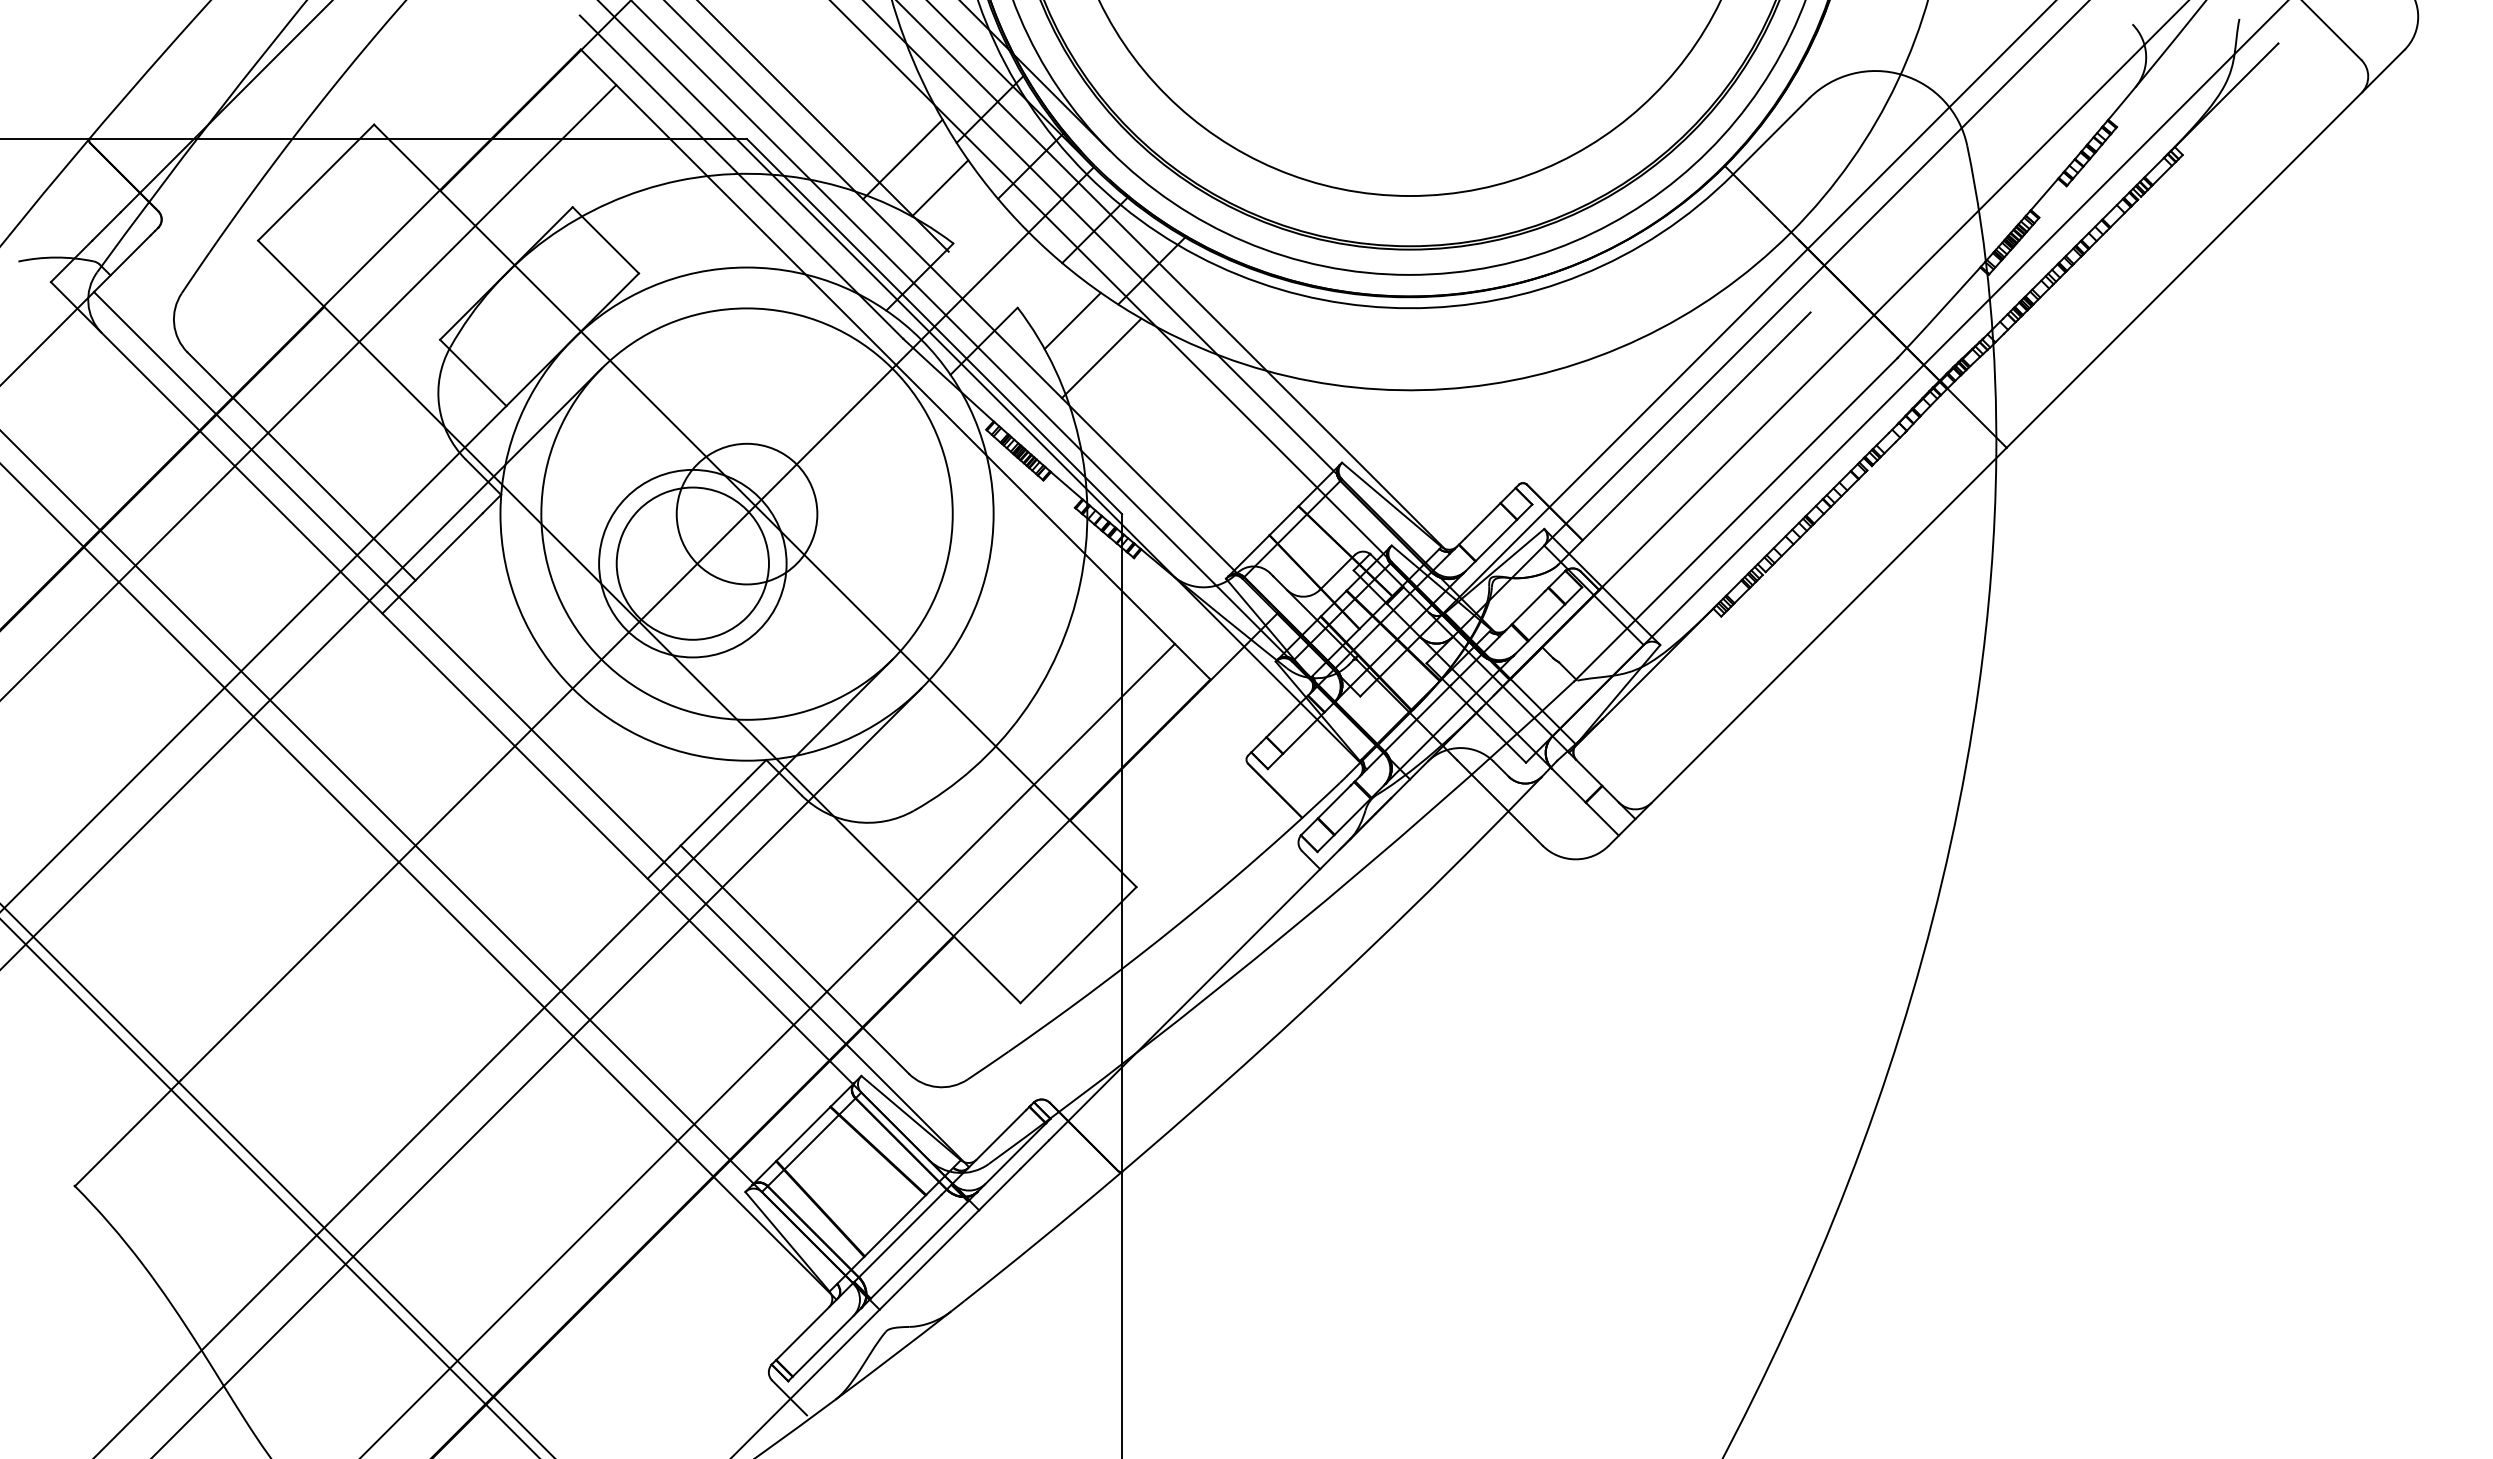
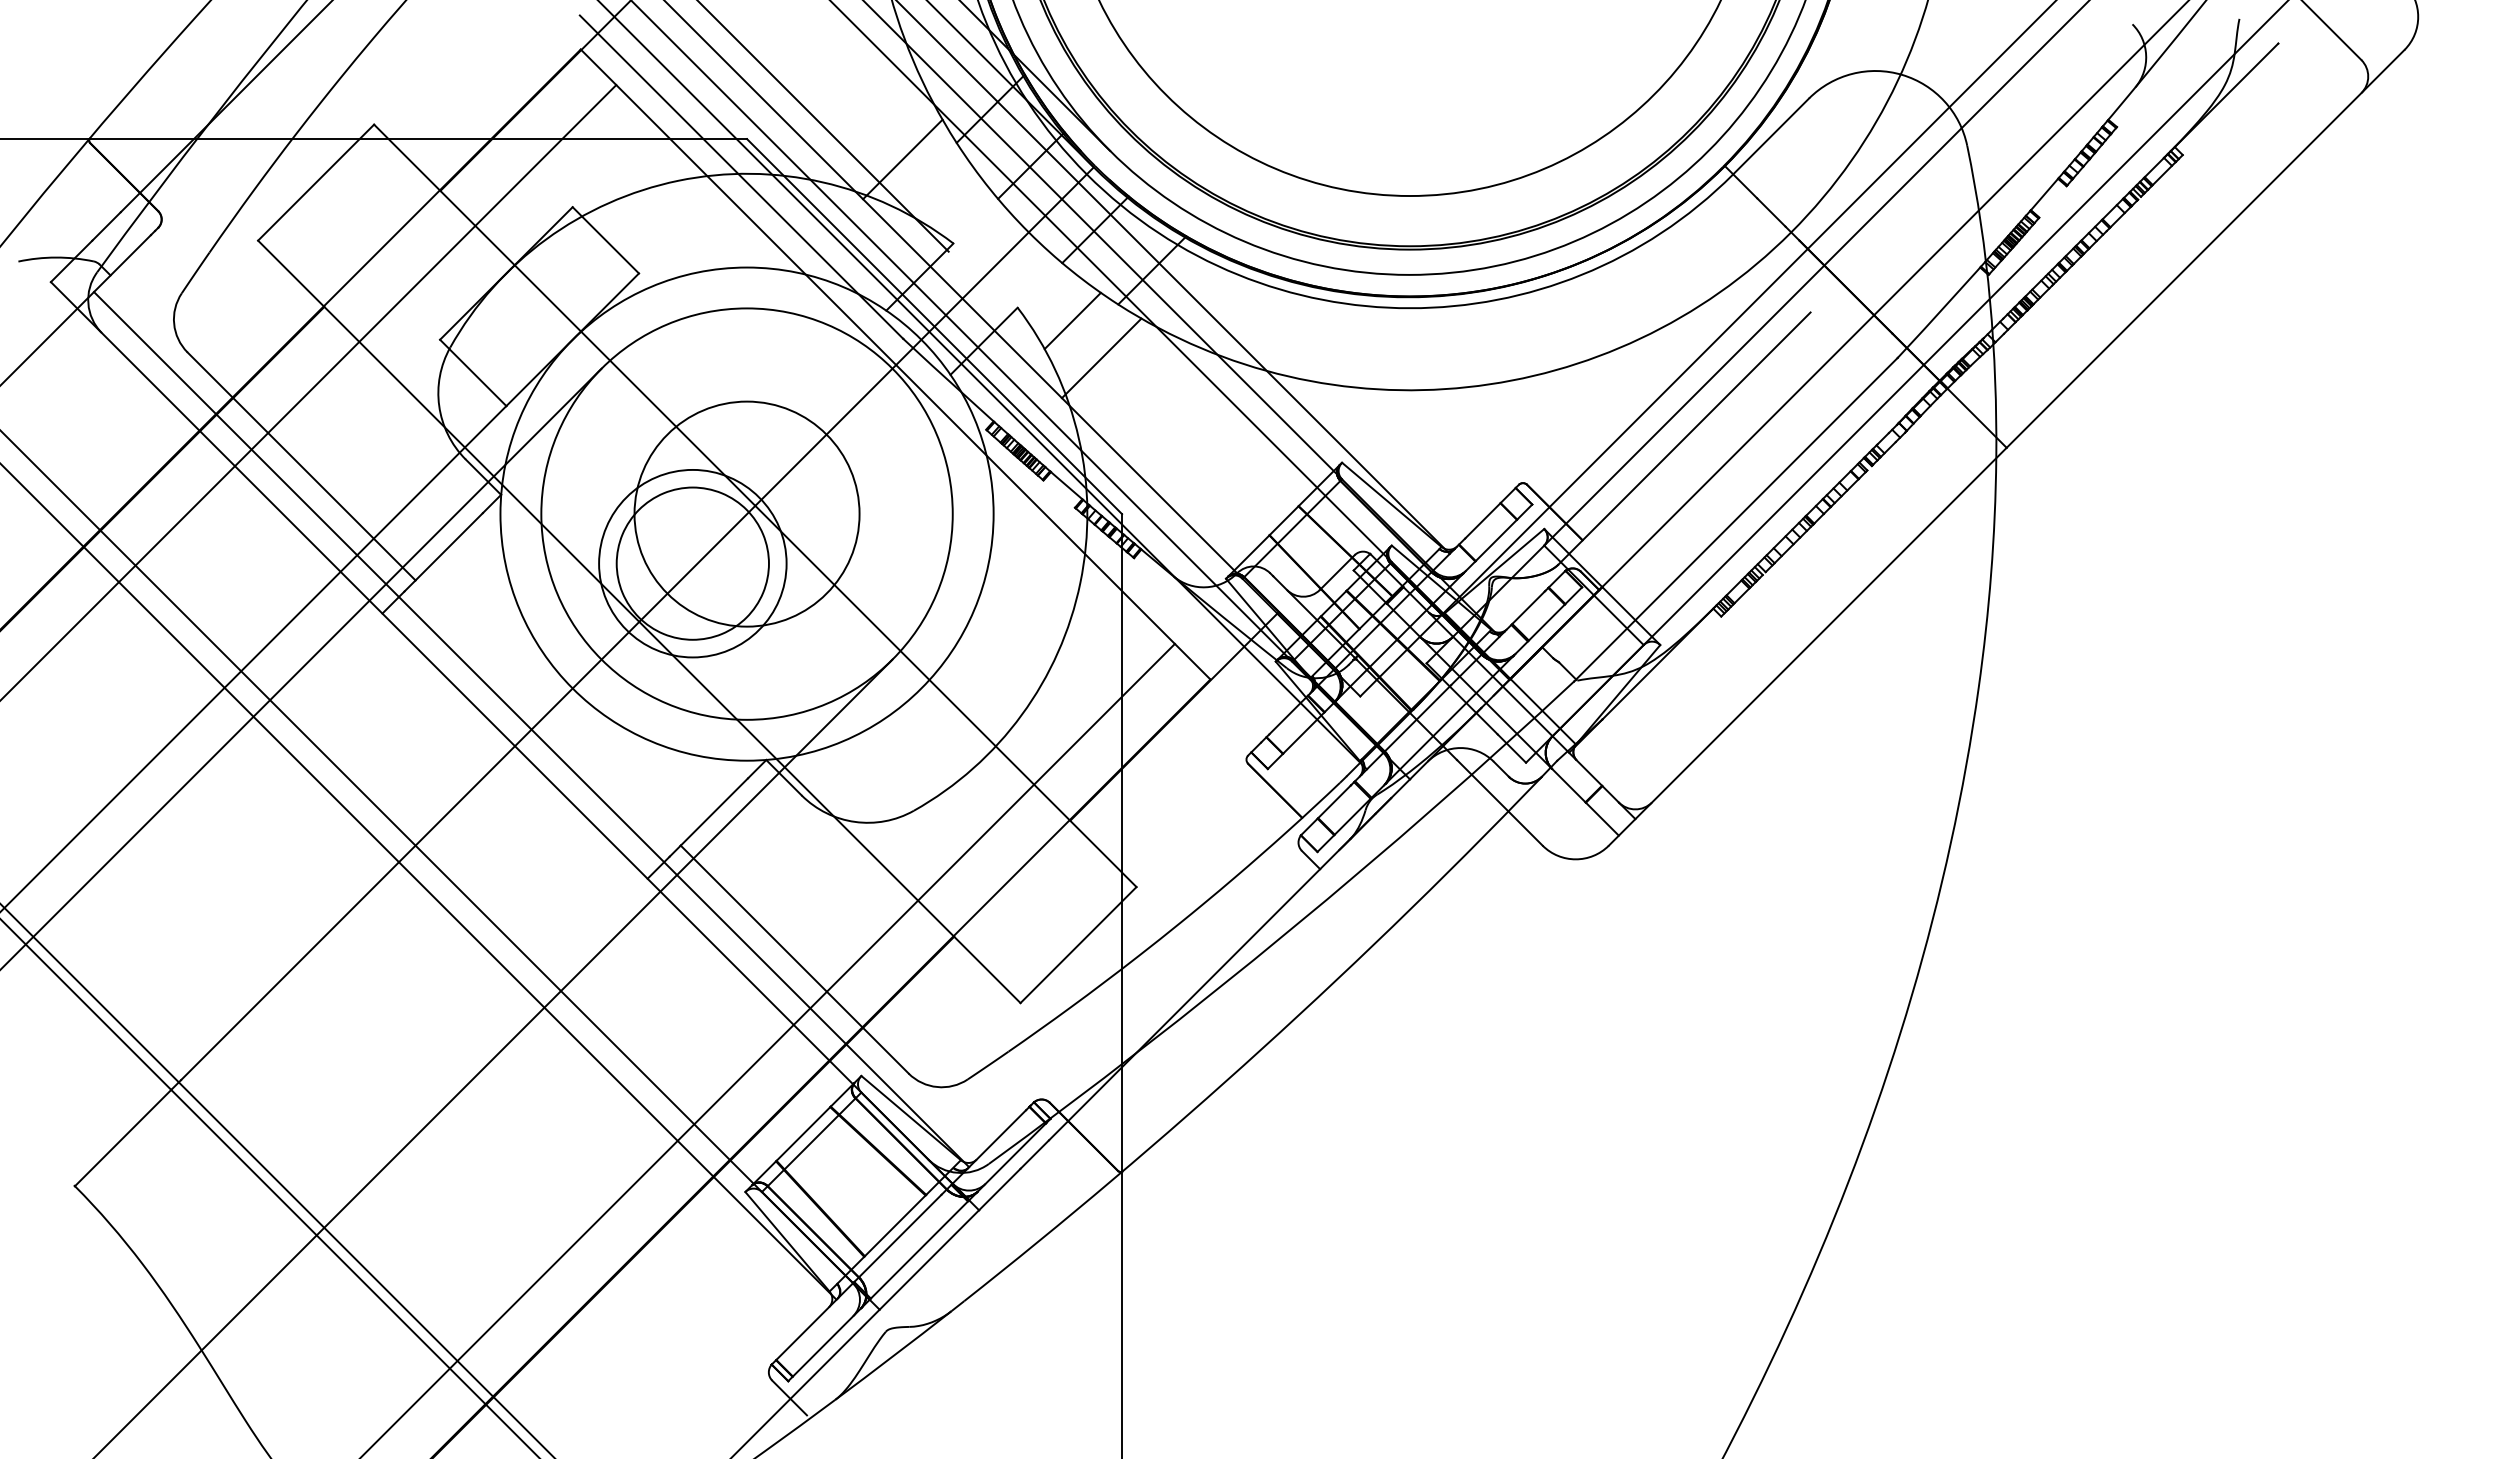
line: present -> none (940, 188)
circle diameter: 141 px -> 225 px (746, 513)
line: present -> none (537, 1071)
